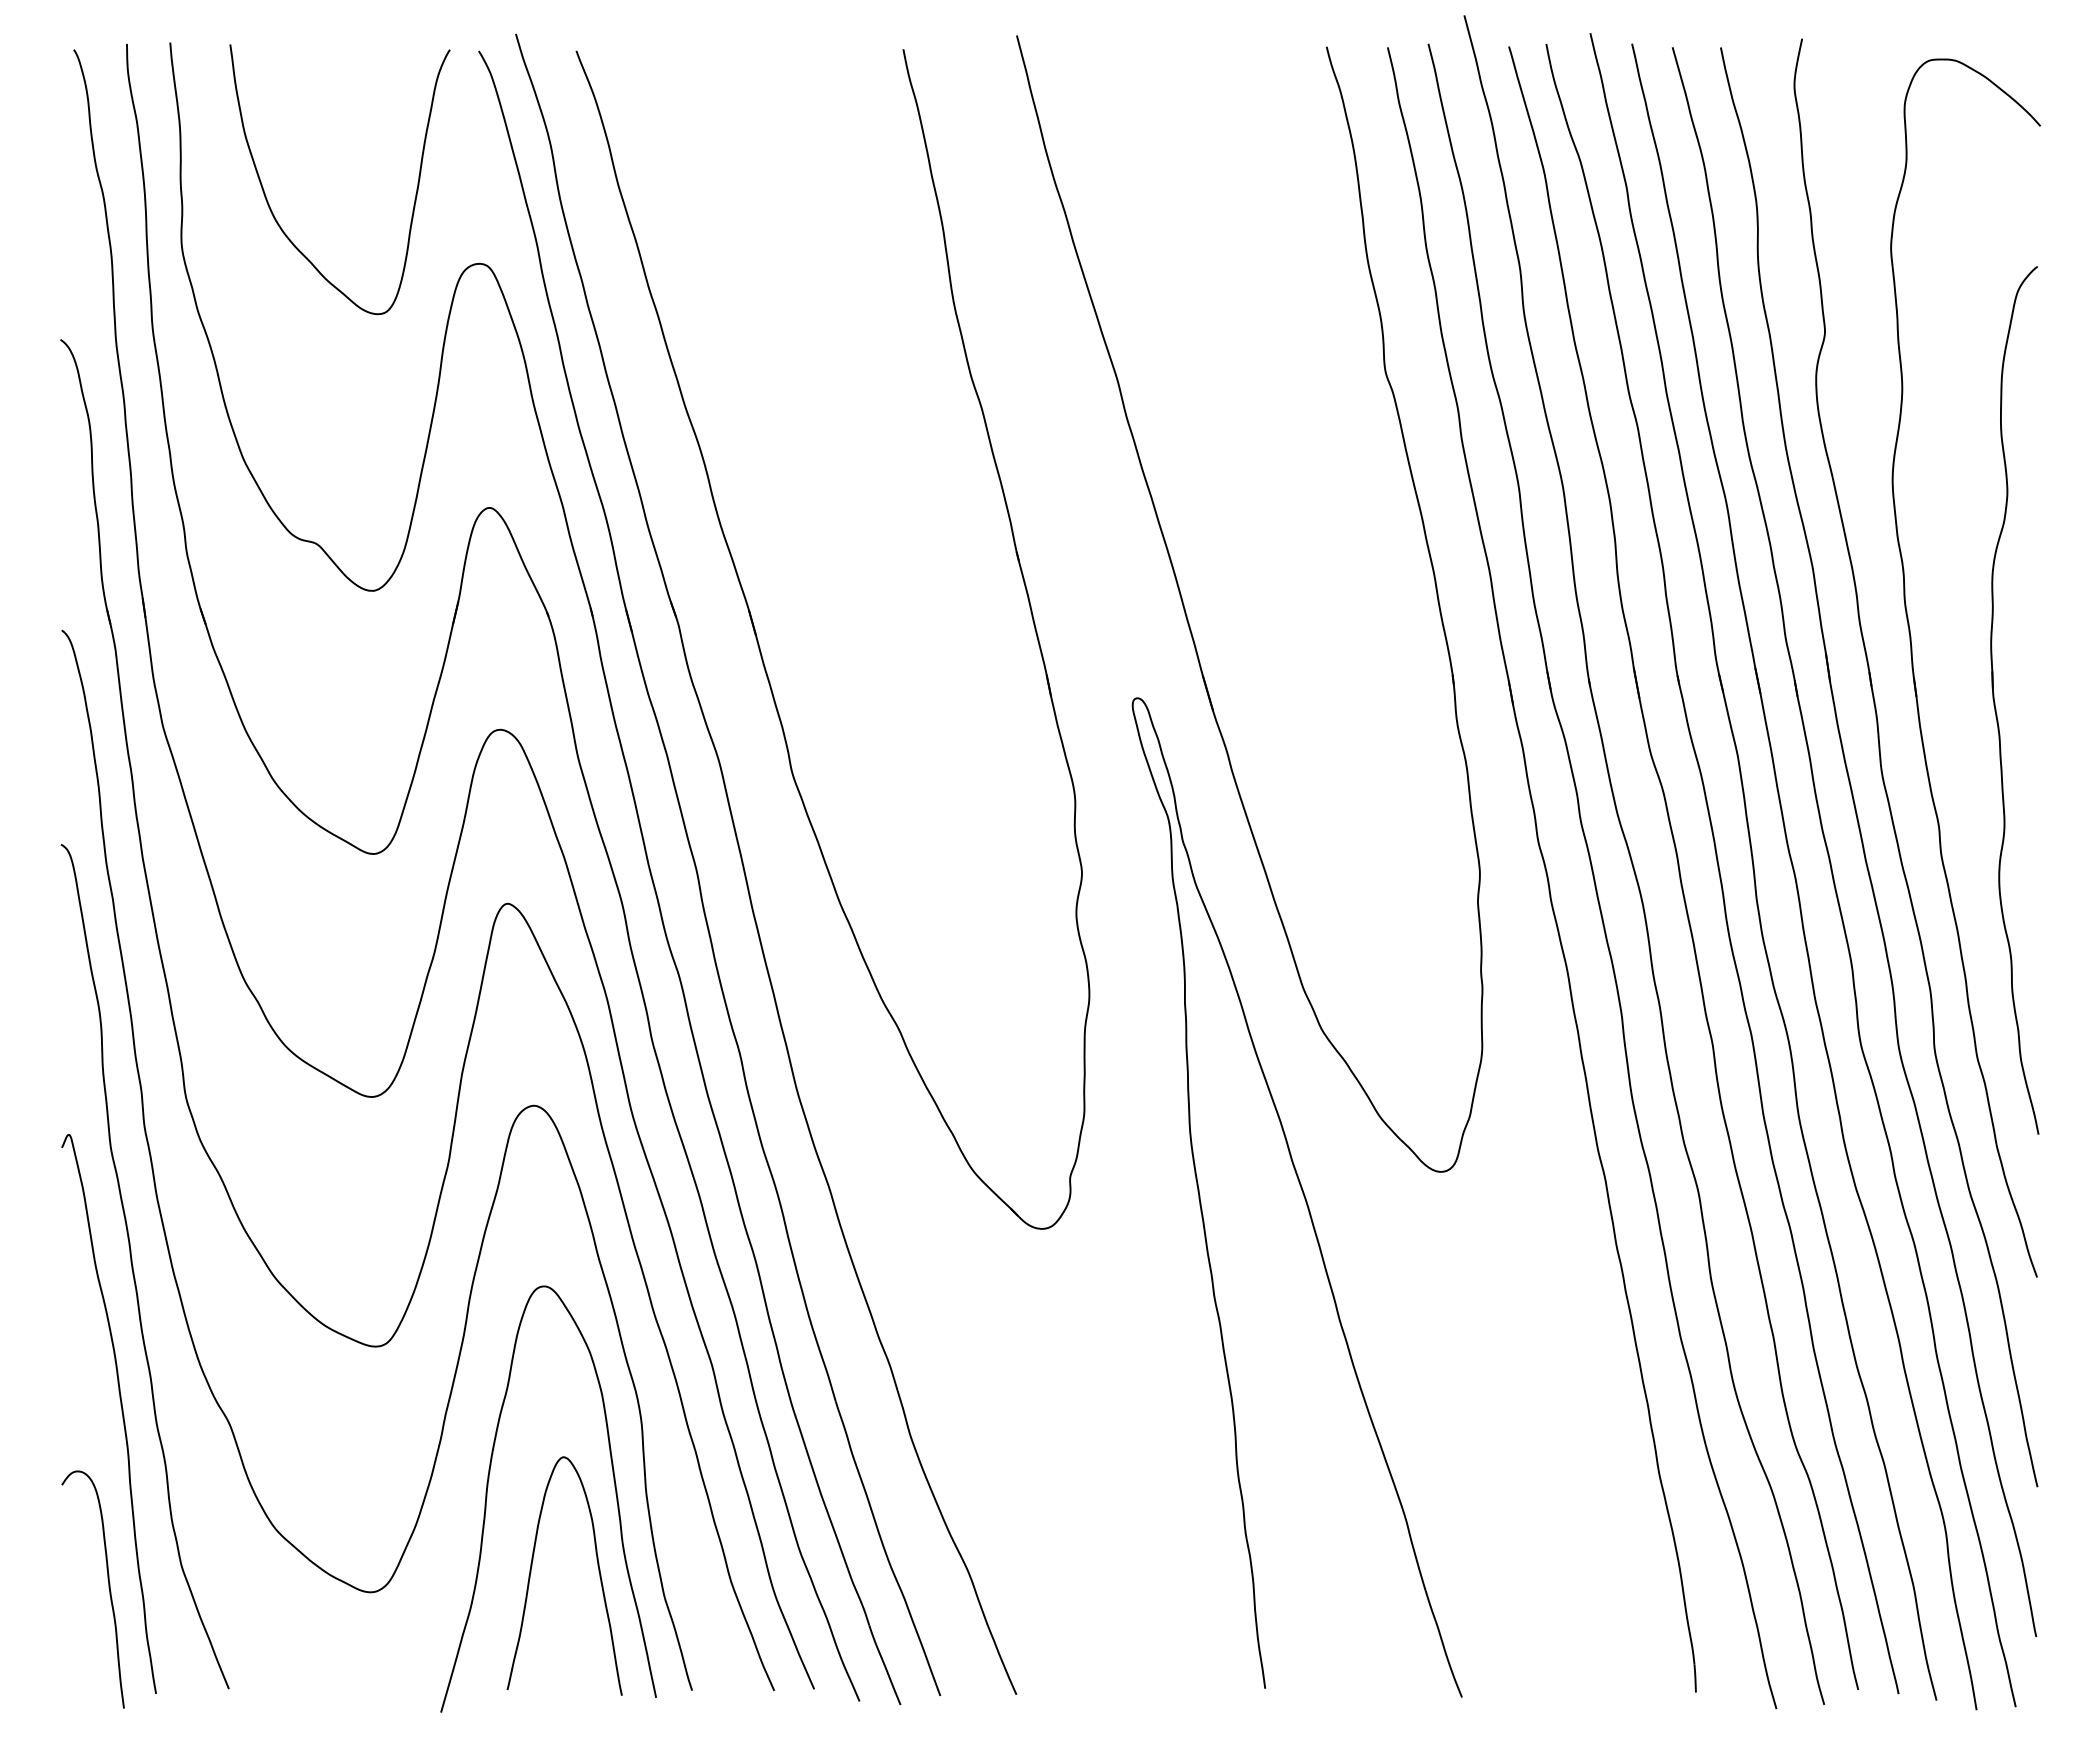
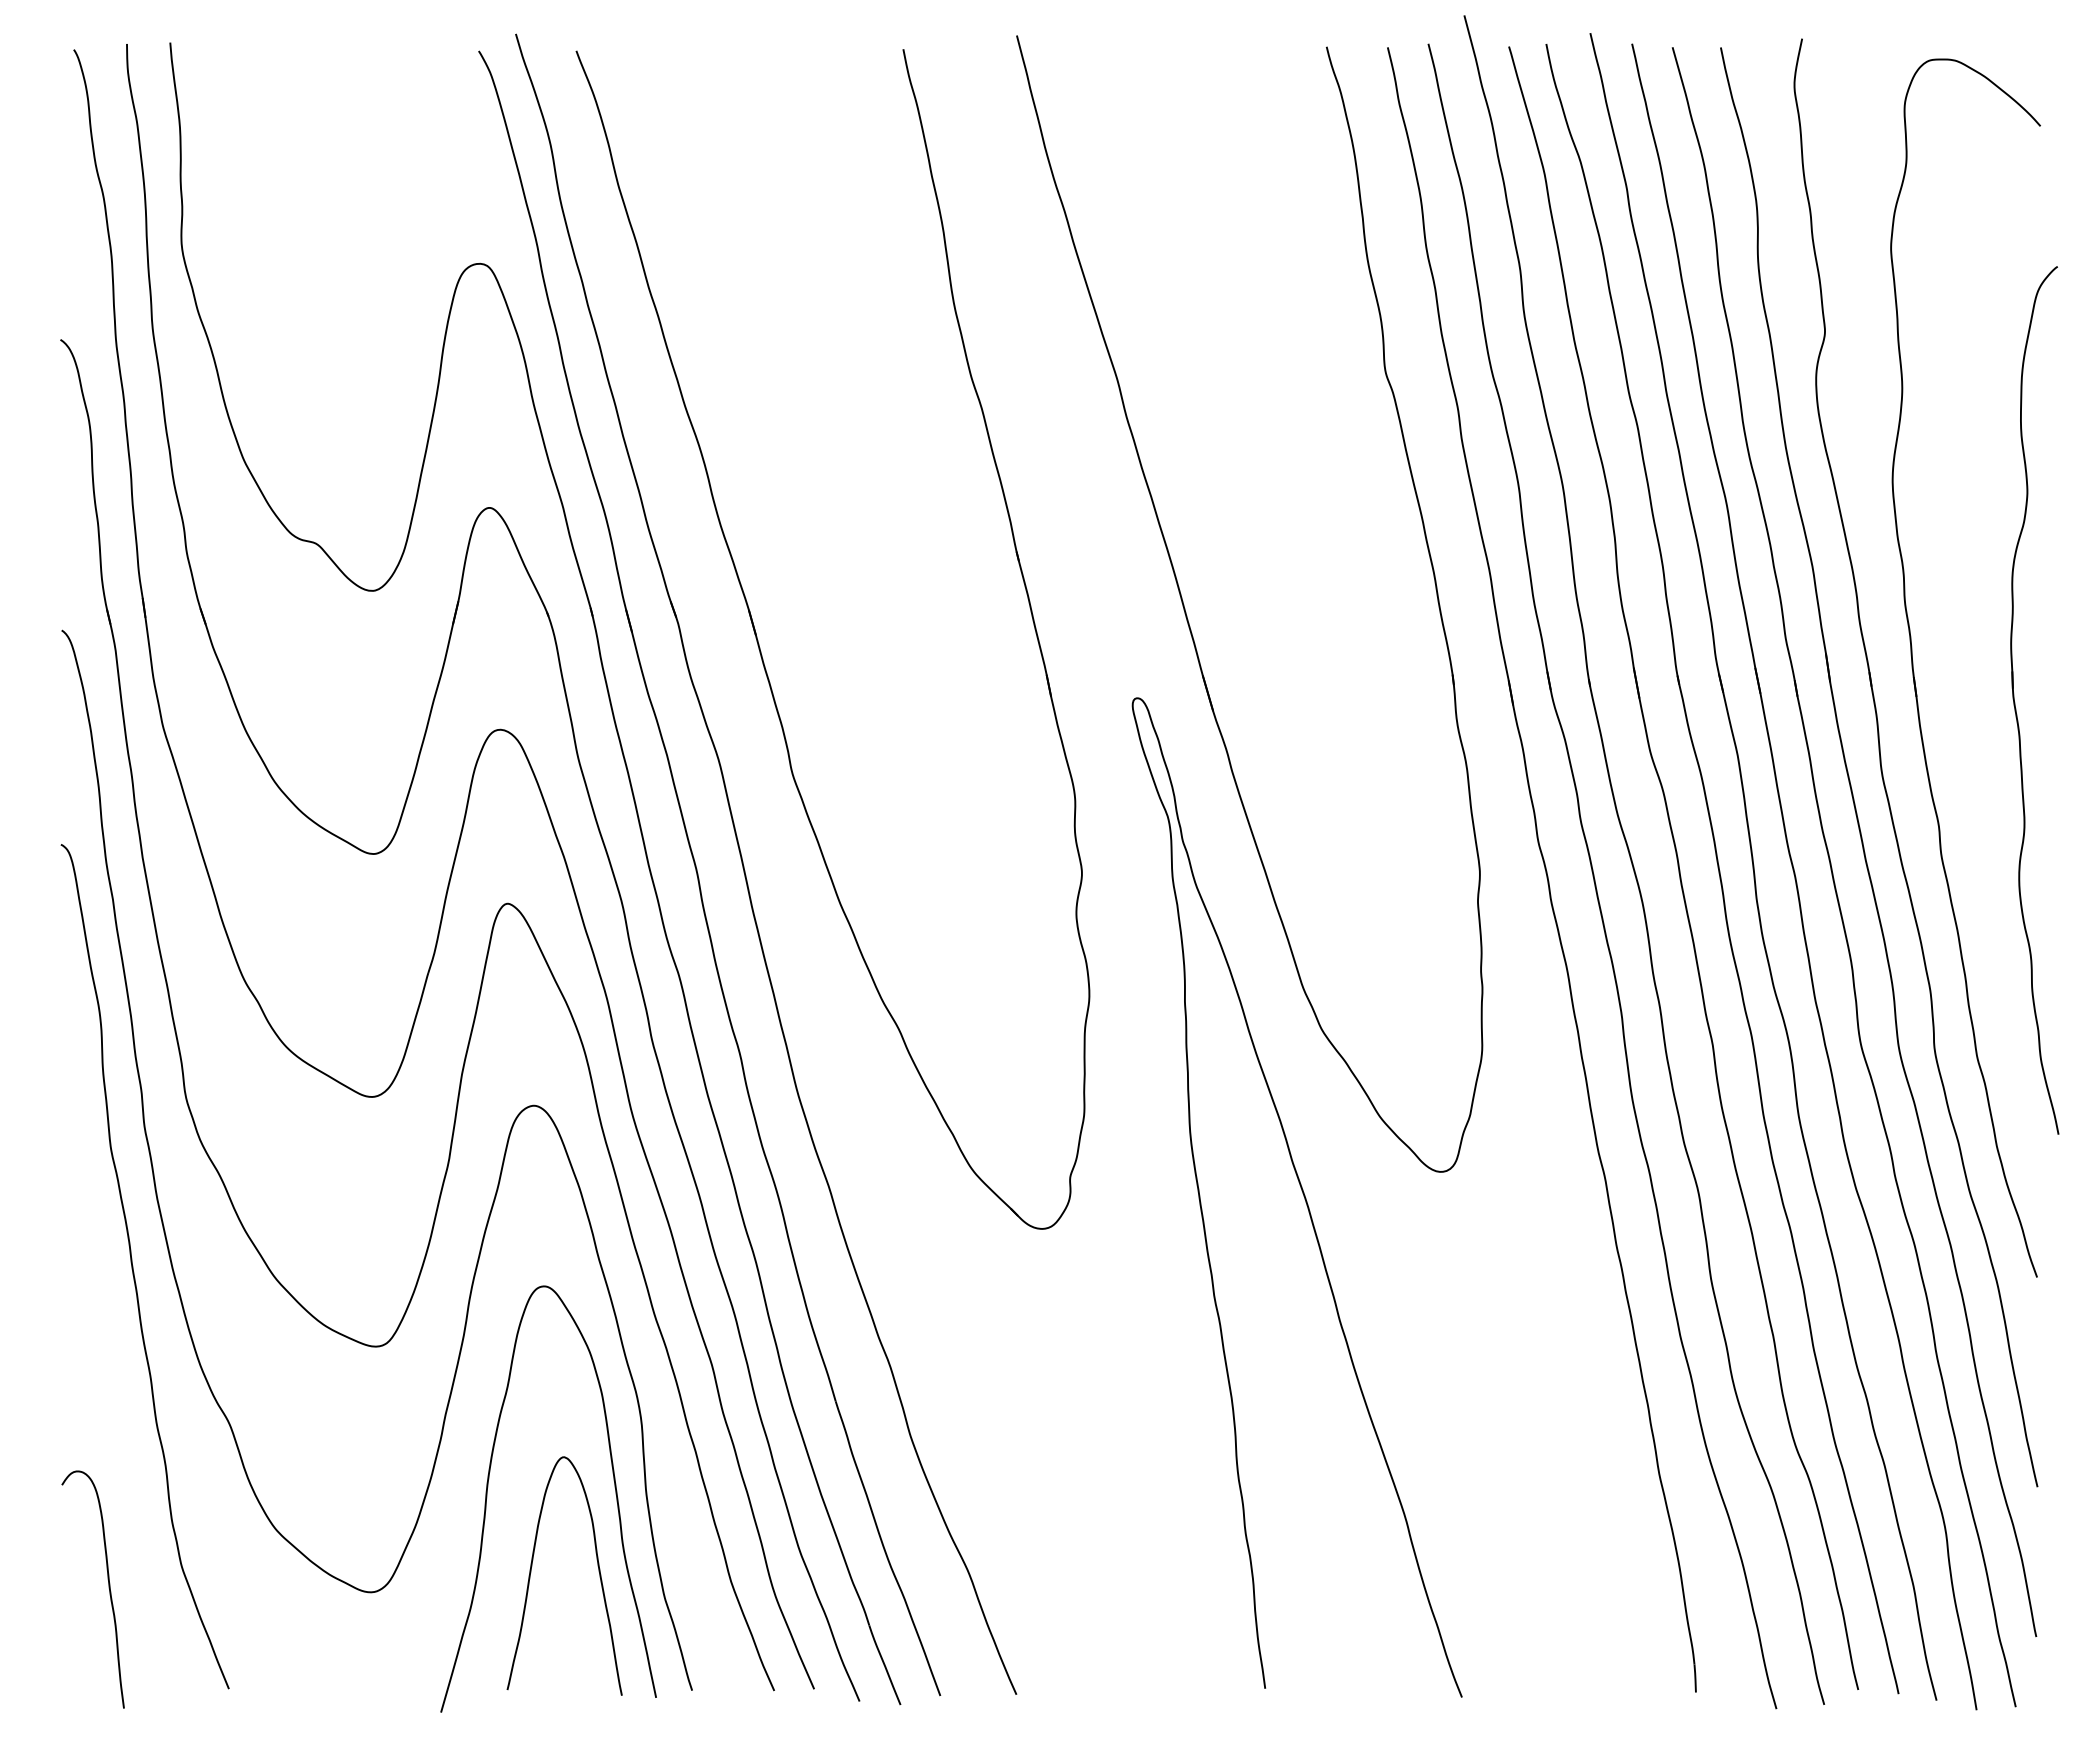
curve: present -> none (271, 208)
part position: (1995, 702) -> (2015, 702) (2015, 702)
curve: present -> none (121, 1412)
